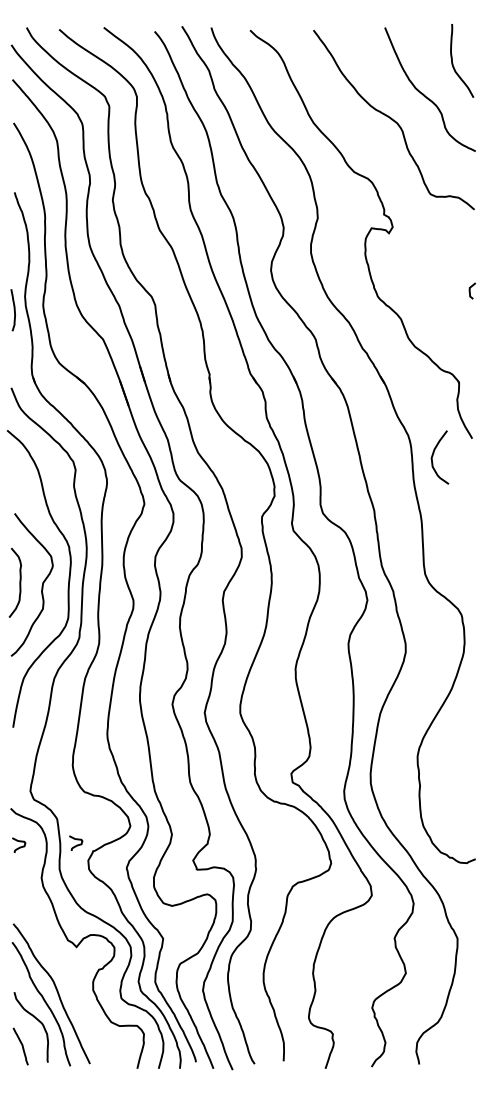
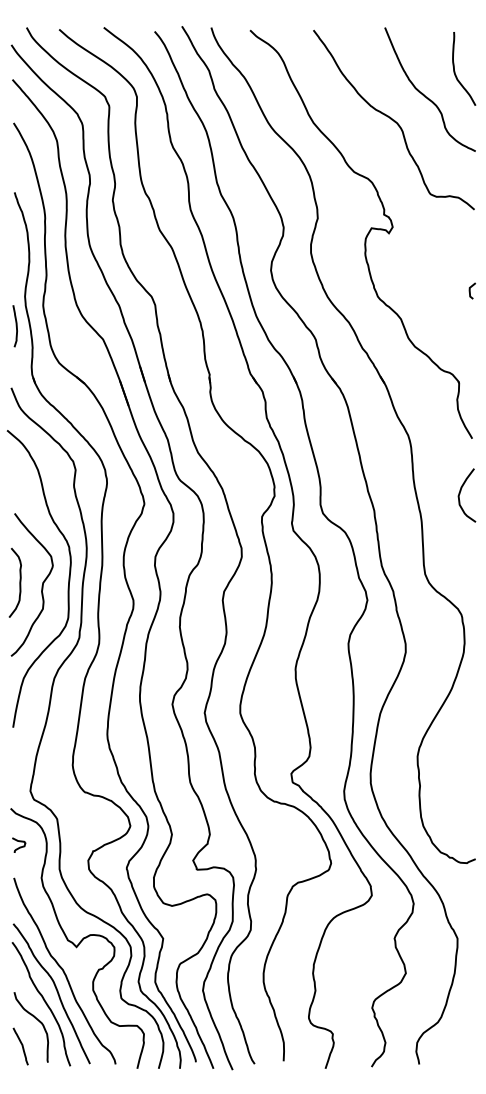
curve position: (453, 63) -> (455, 71) (455, 71)
curve position: (13, 310) -> (15, 326) (15, 326)
curve position: (433, 456) -> (460, 494) (460, 494)
curve: present -> none (76, 840)
curve: none -> present (64, 970)
